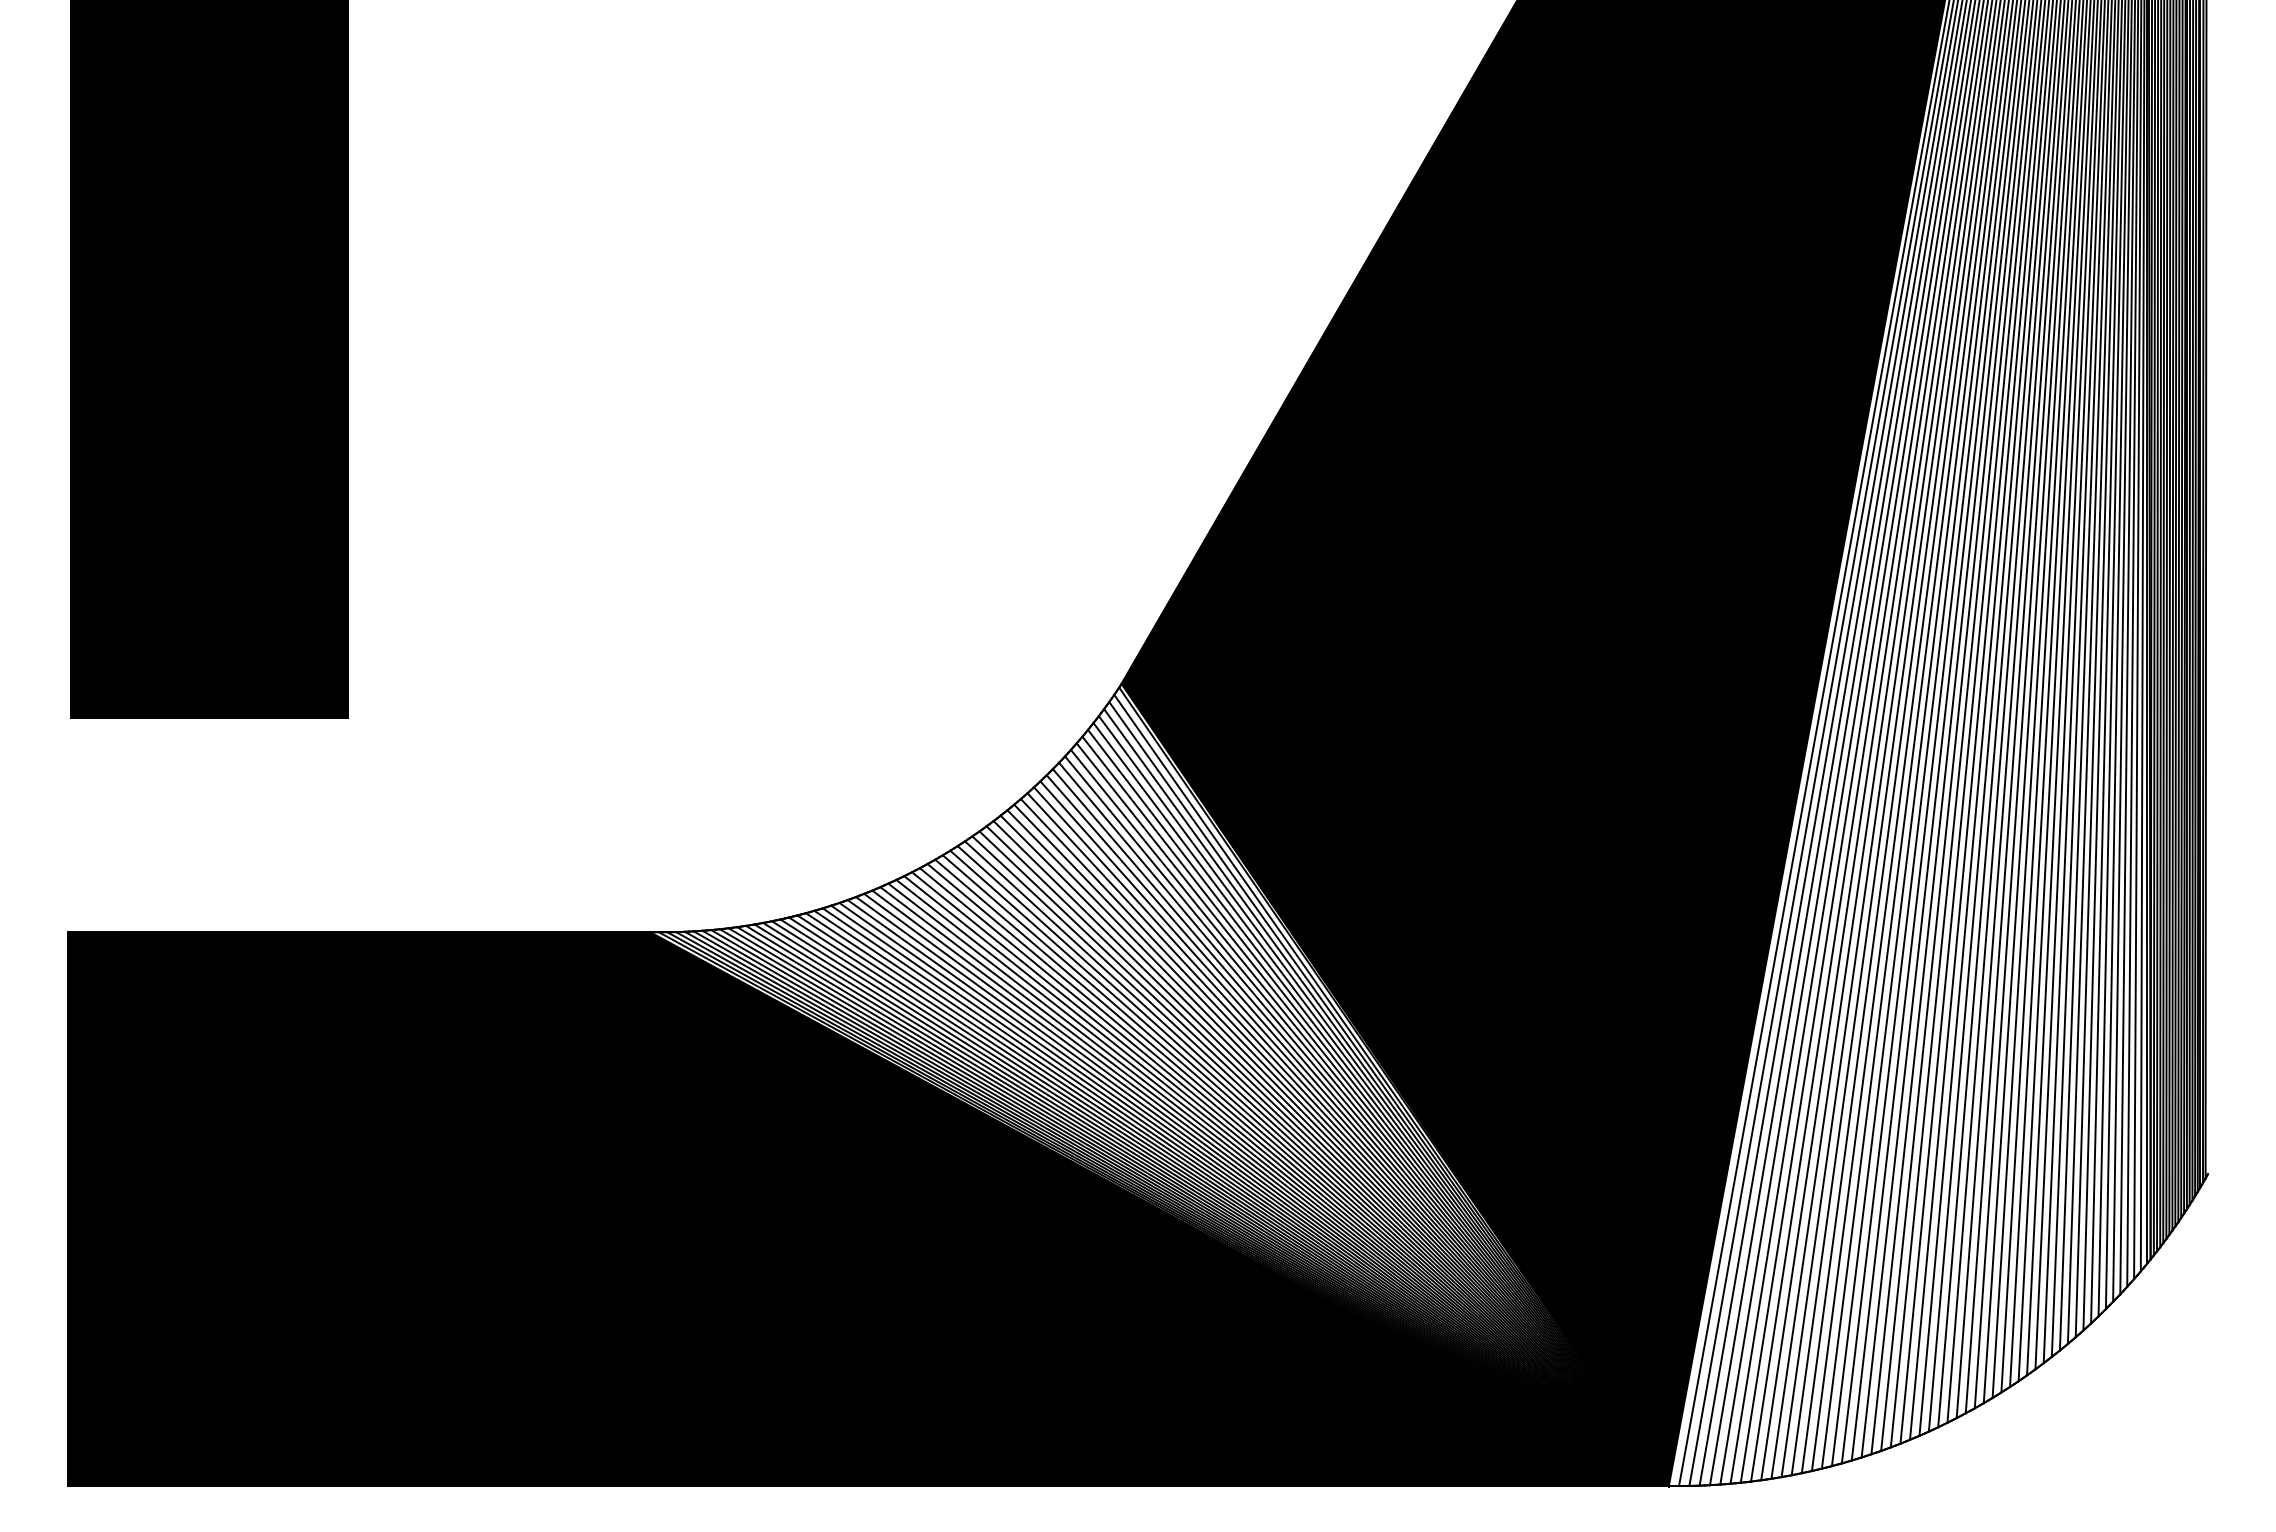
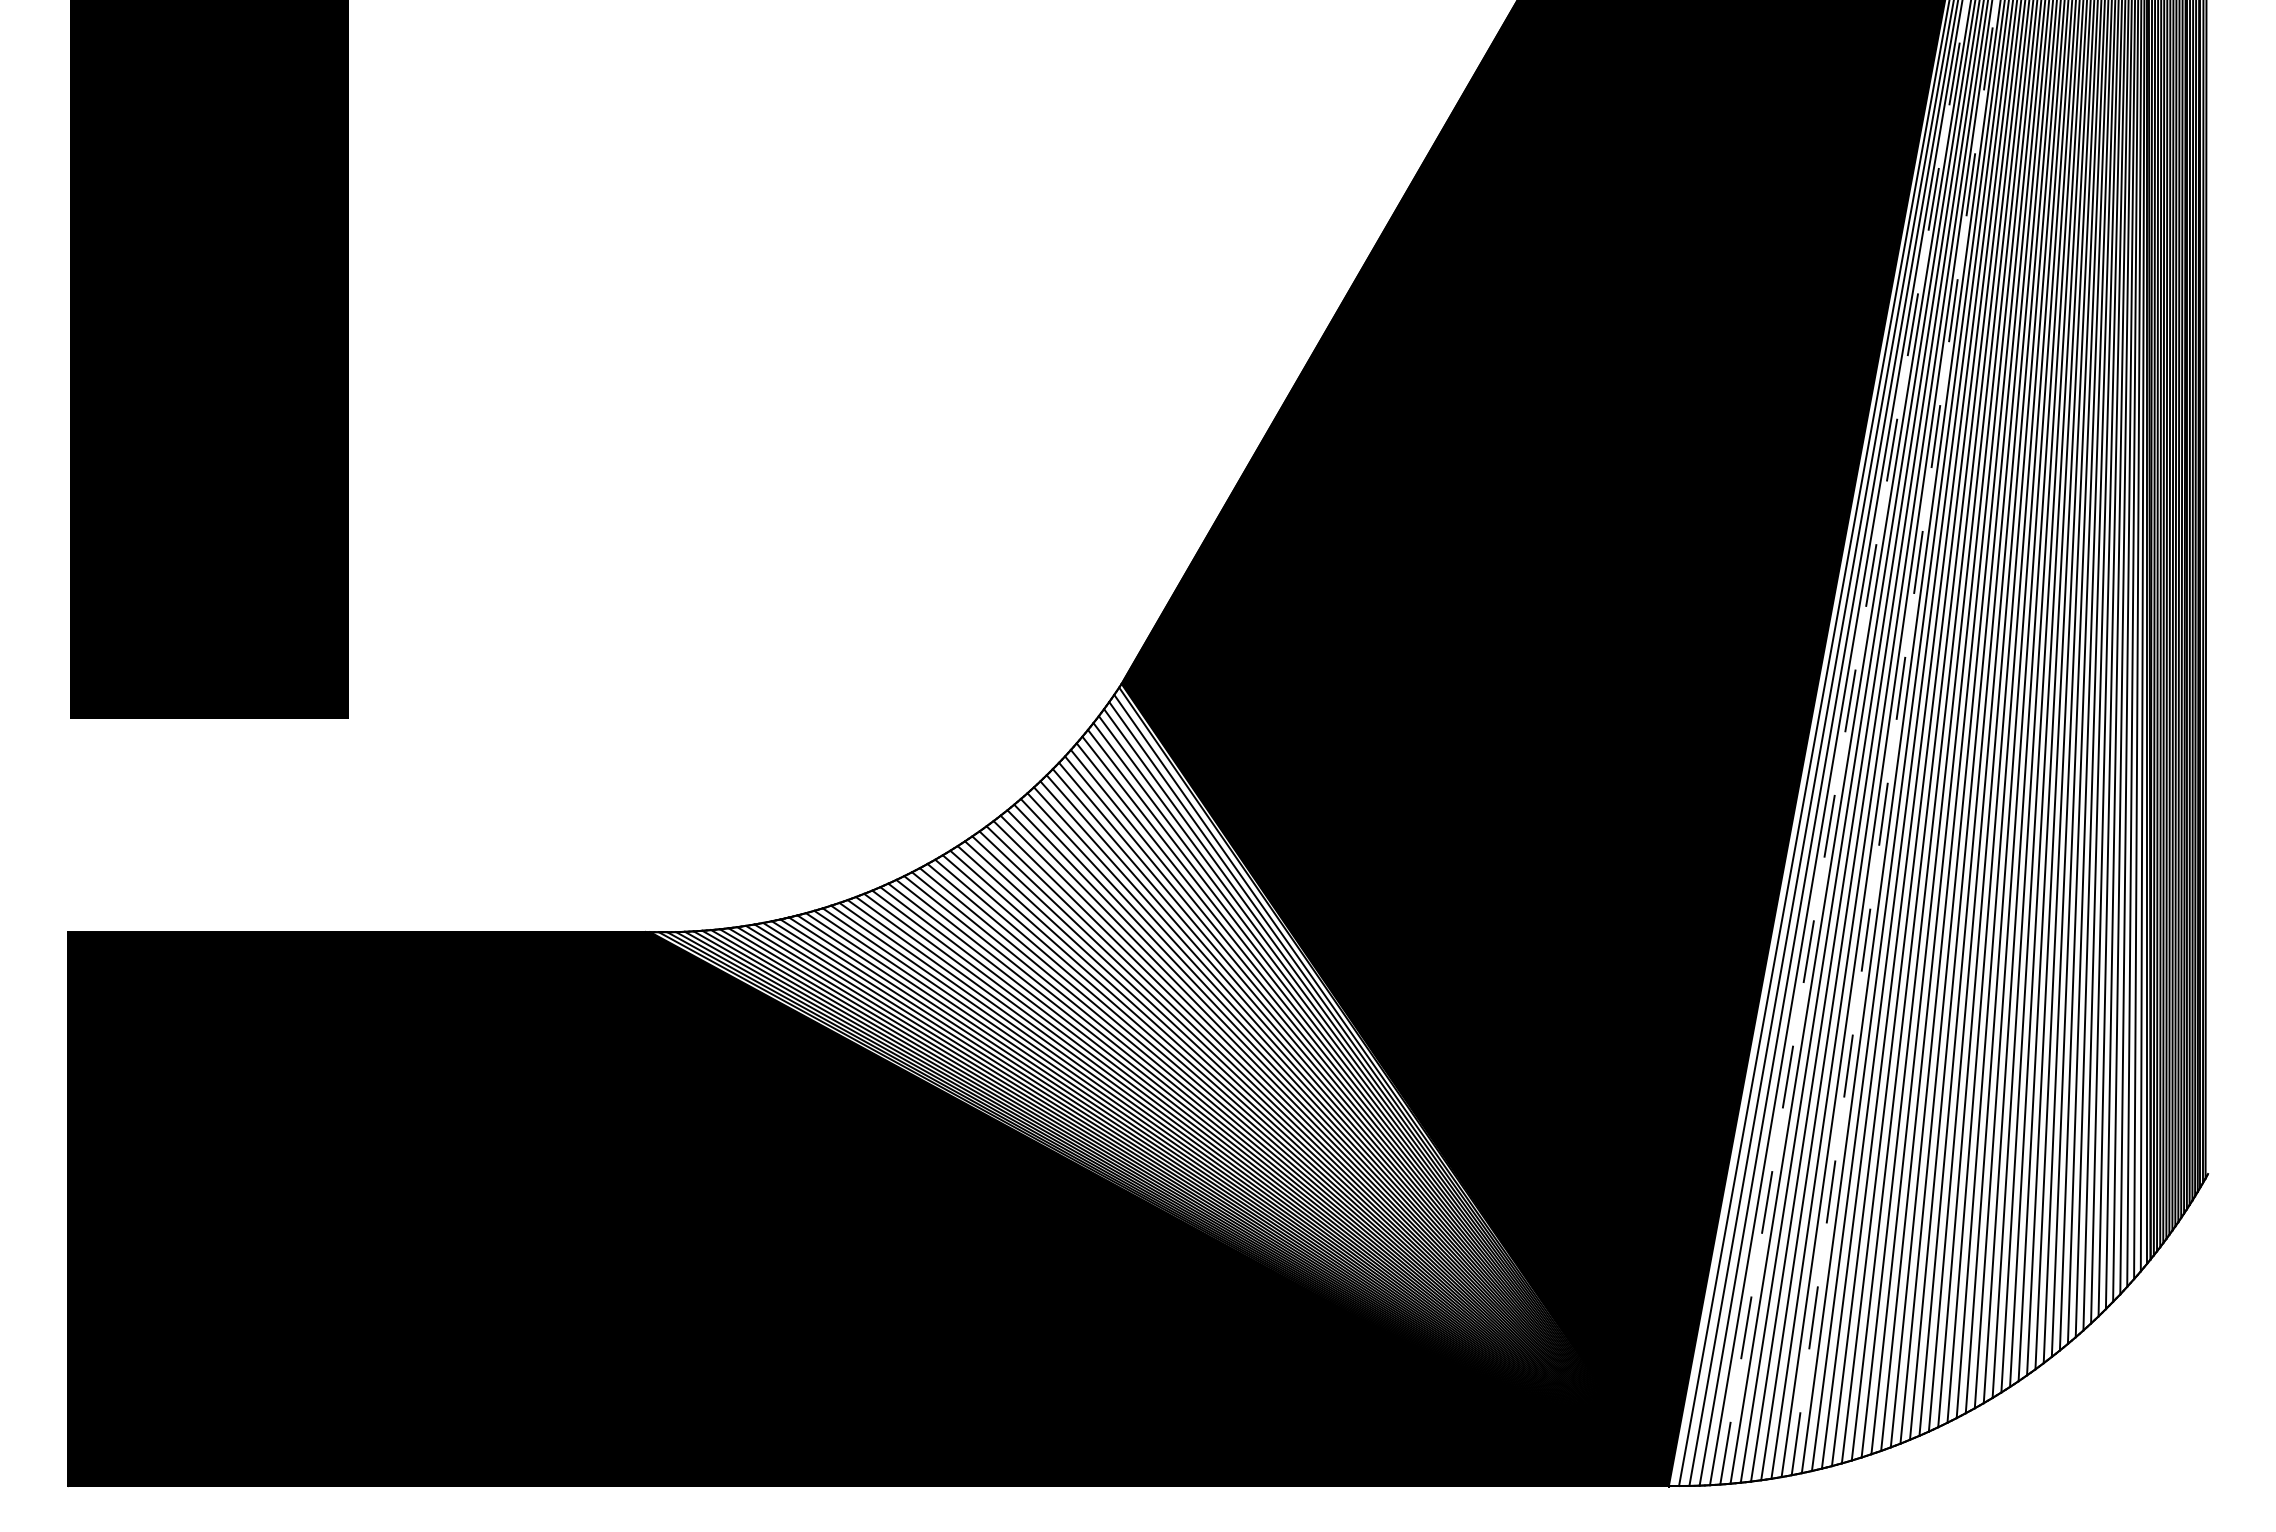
line: solid -> dashed (1894, 737)
line: solid -> dashed (1843, 742)
